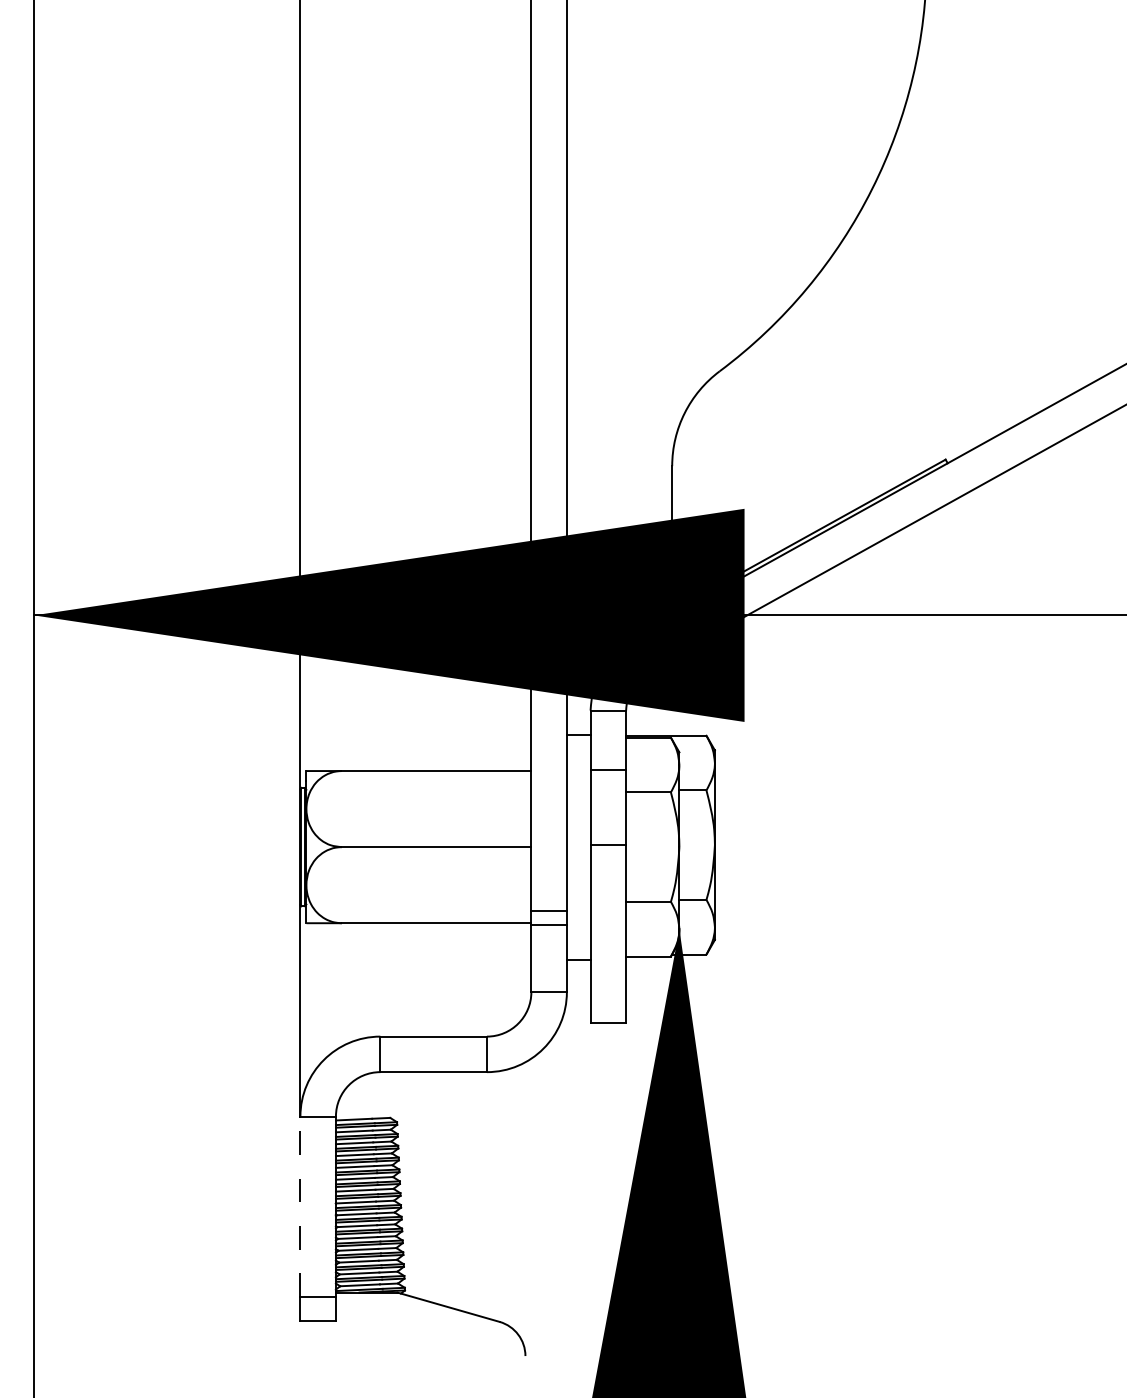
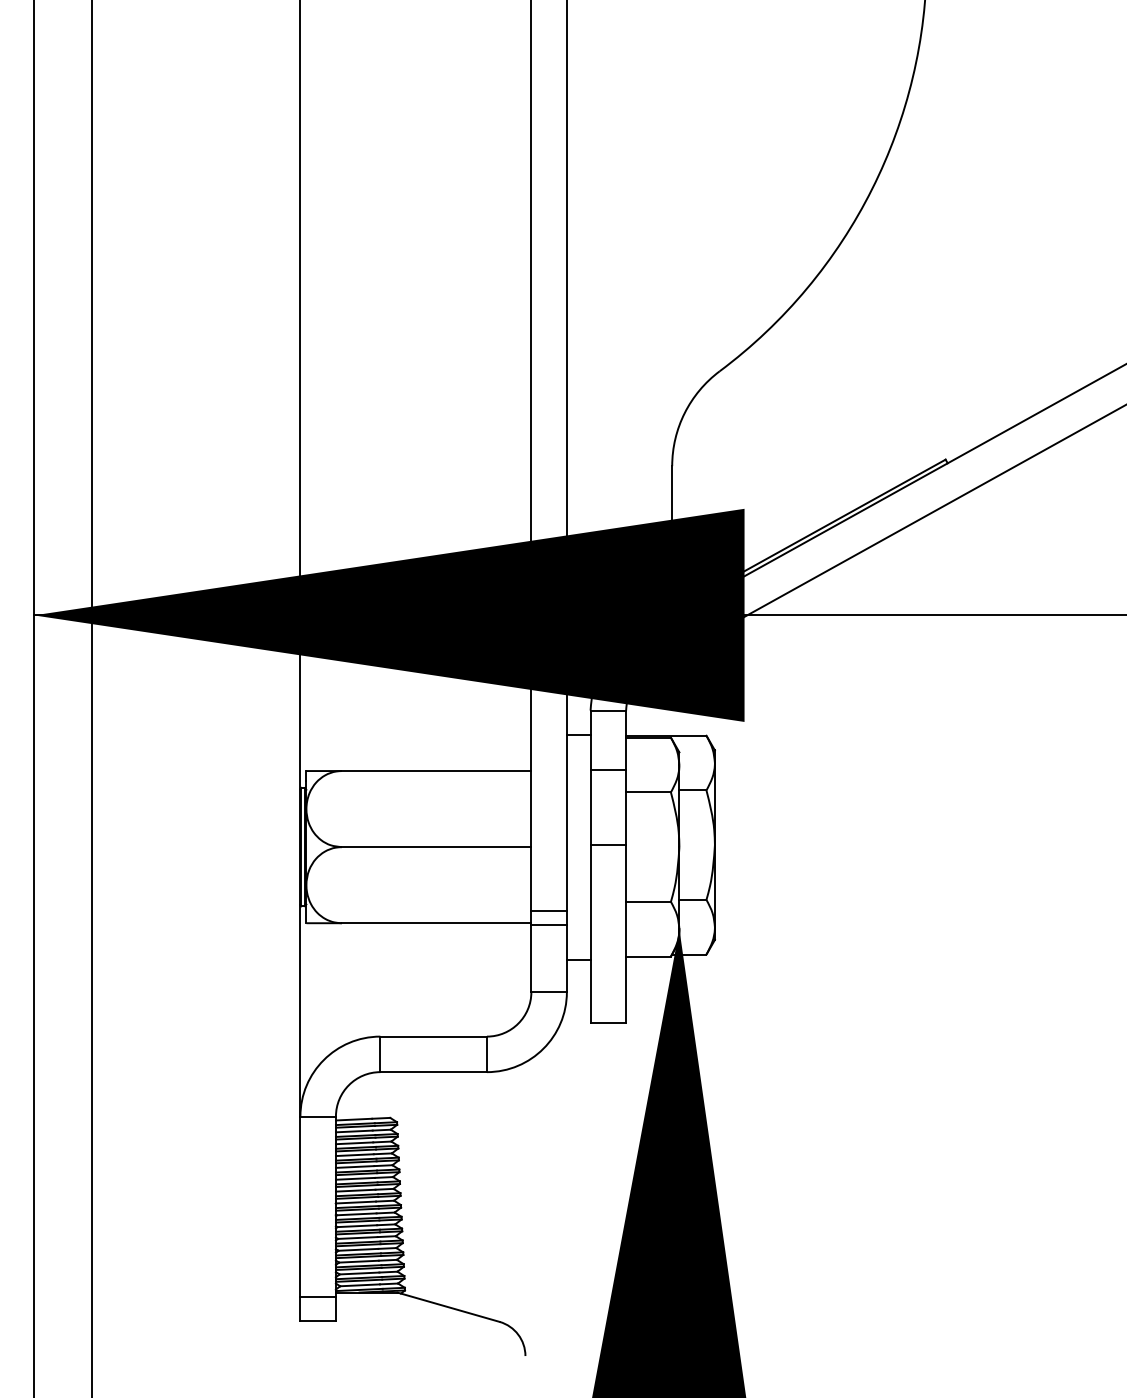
line: none -> present (91, 698)
line: dashed -> solid (300, 1206)
